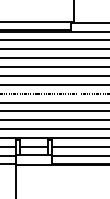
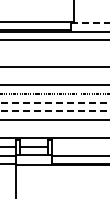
line: solid -> dashed (90, 22)
line: present -> none (54, 49)
line: present -> none (54, 58)
line: present -> none (54, 75)
line: solid -> dashed (55, 102)
line: solid -> dashed (55, 111)
line: present -> none (54, 129)
line: present -> none (78, 146)
